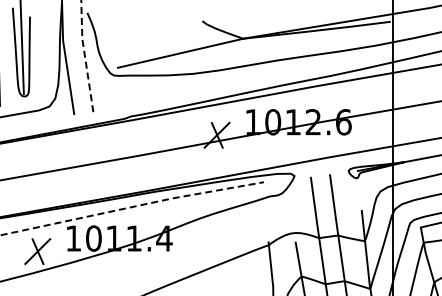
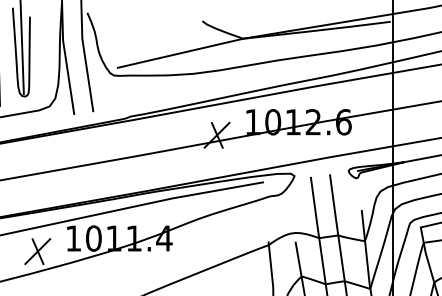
line: dashed -> solid (84, 55)
line: dashed -> solid (132, 207)
